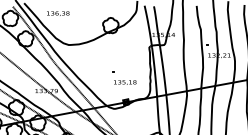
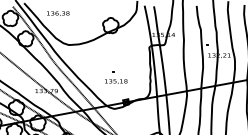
text position: (125, 82) -> (116, 81) (116, 81)
